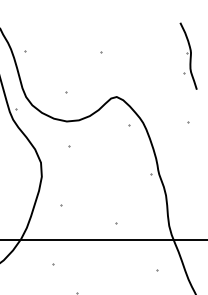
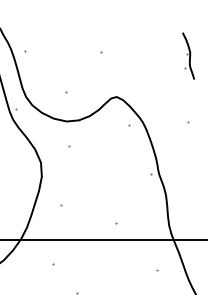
part size: 19x68 px -> 13x48 px (188, 55)
